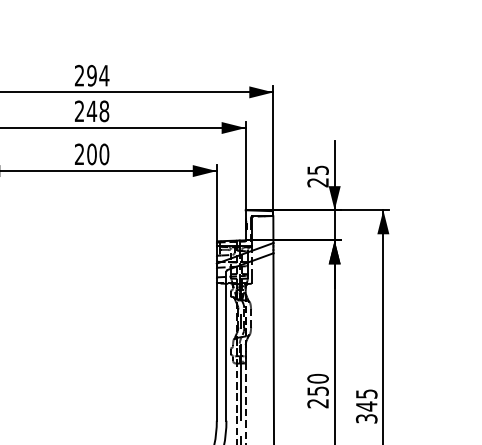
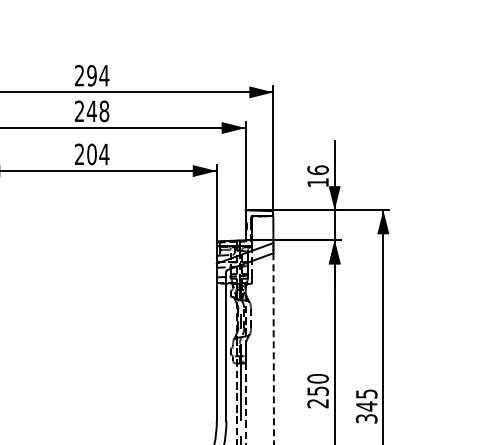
text: 200 -> 204 (104, 154)
text: 25 -> 16 (317, 176)
line: solid -> dashed (273, 348)
